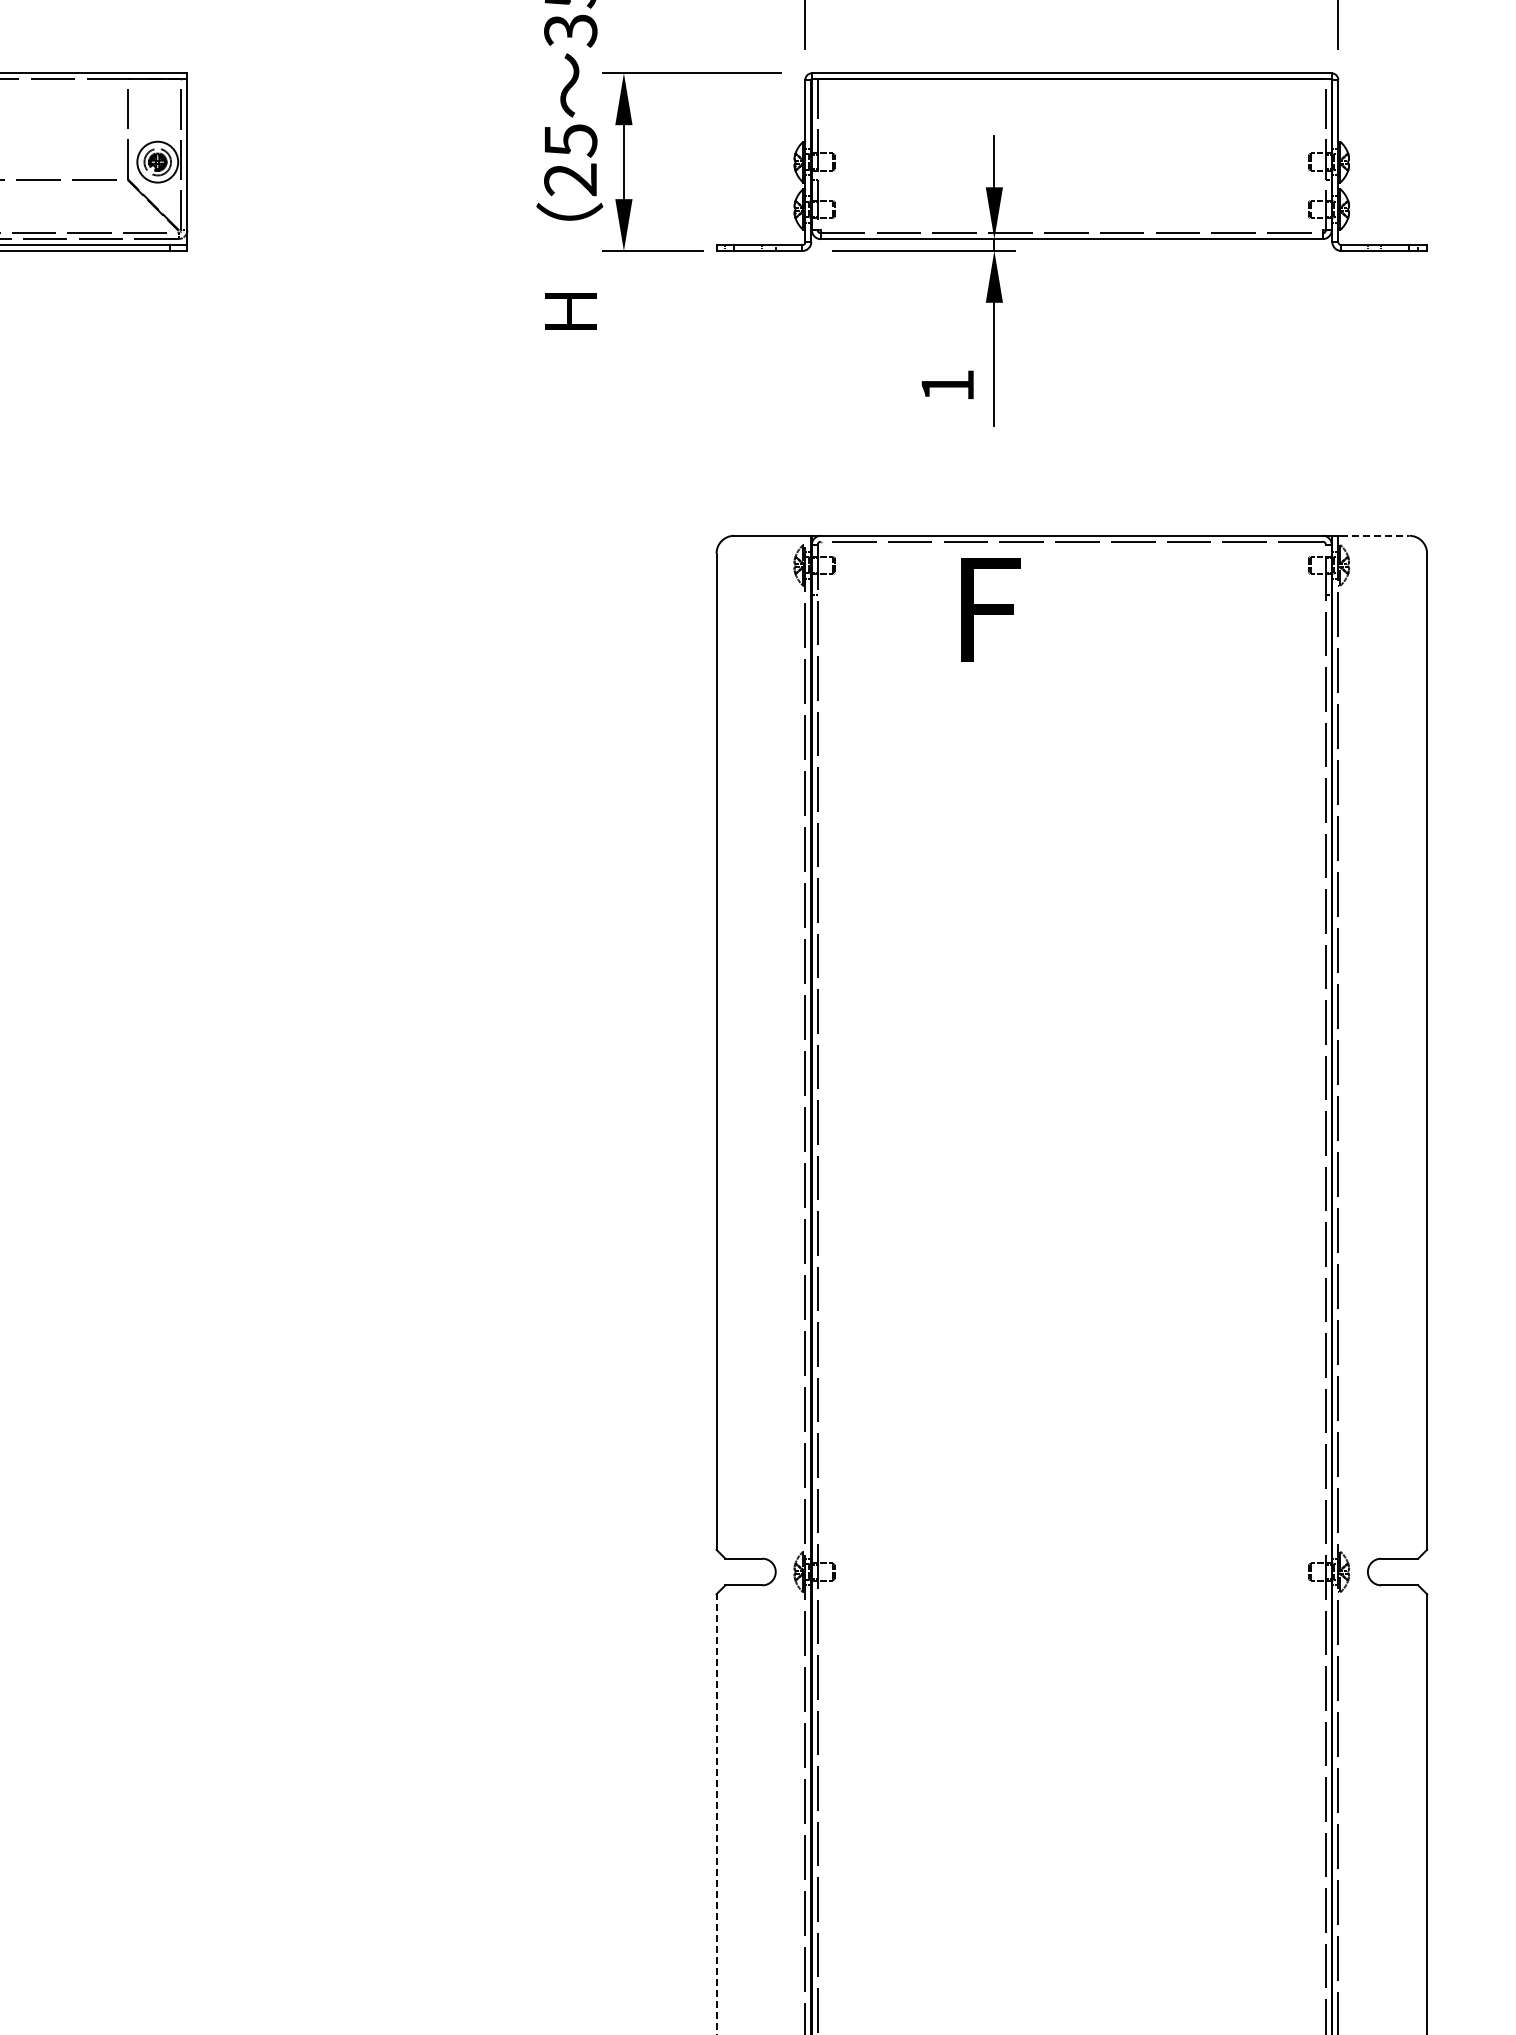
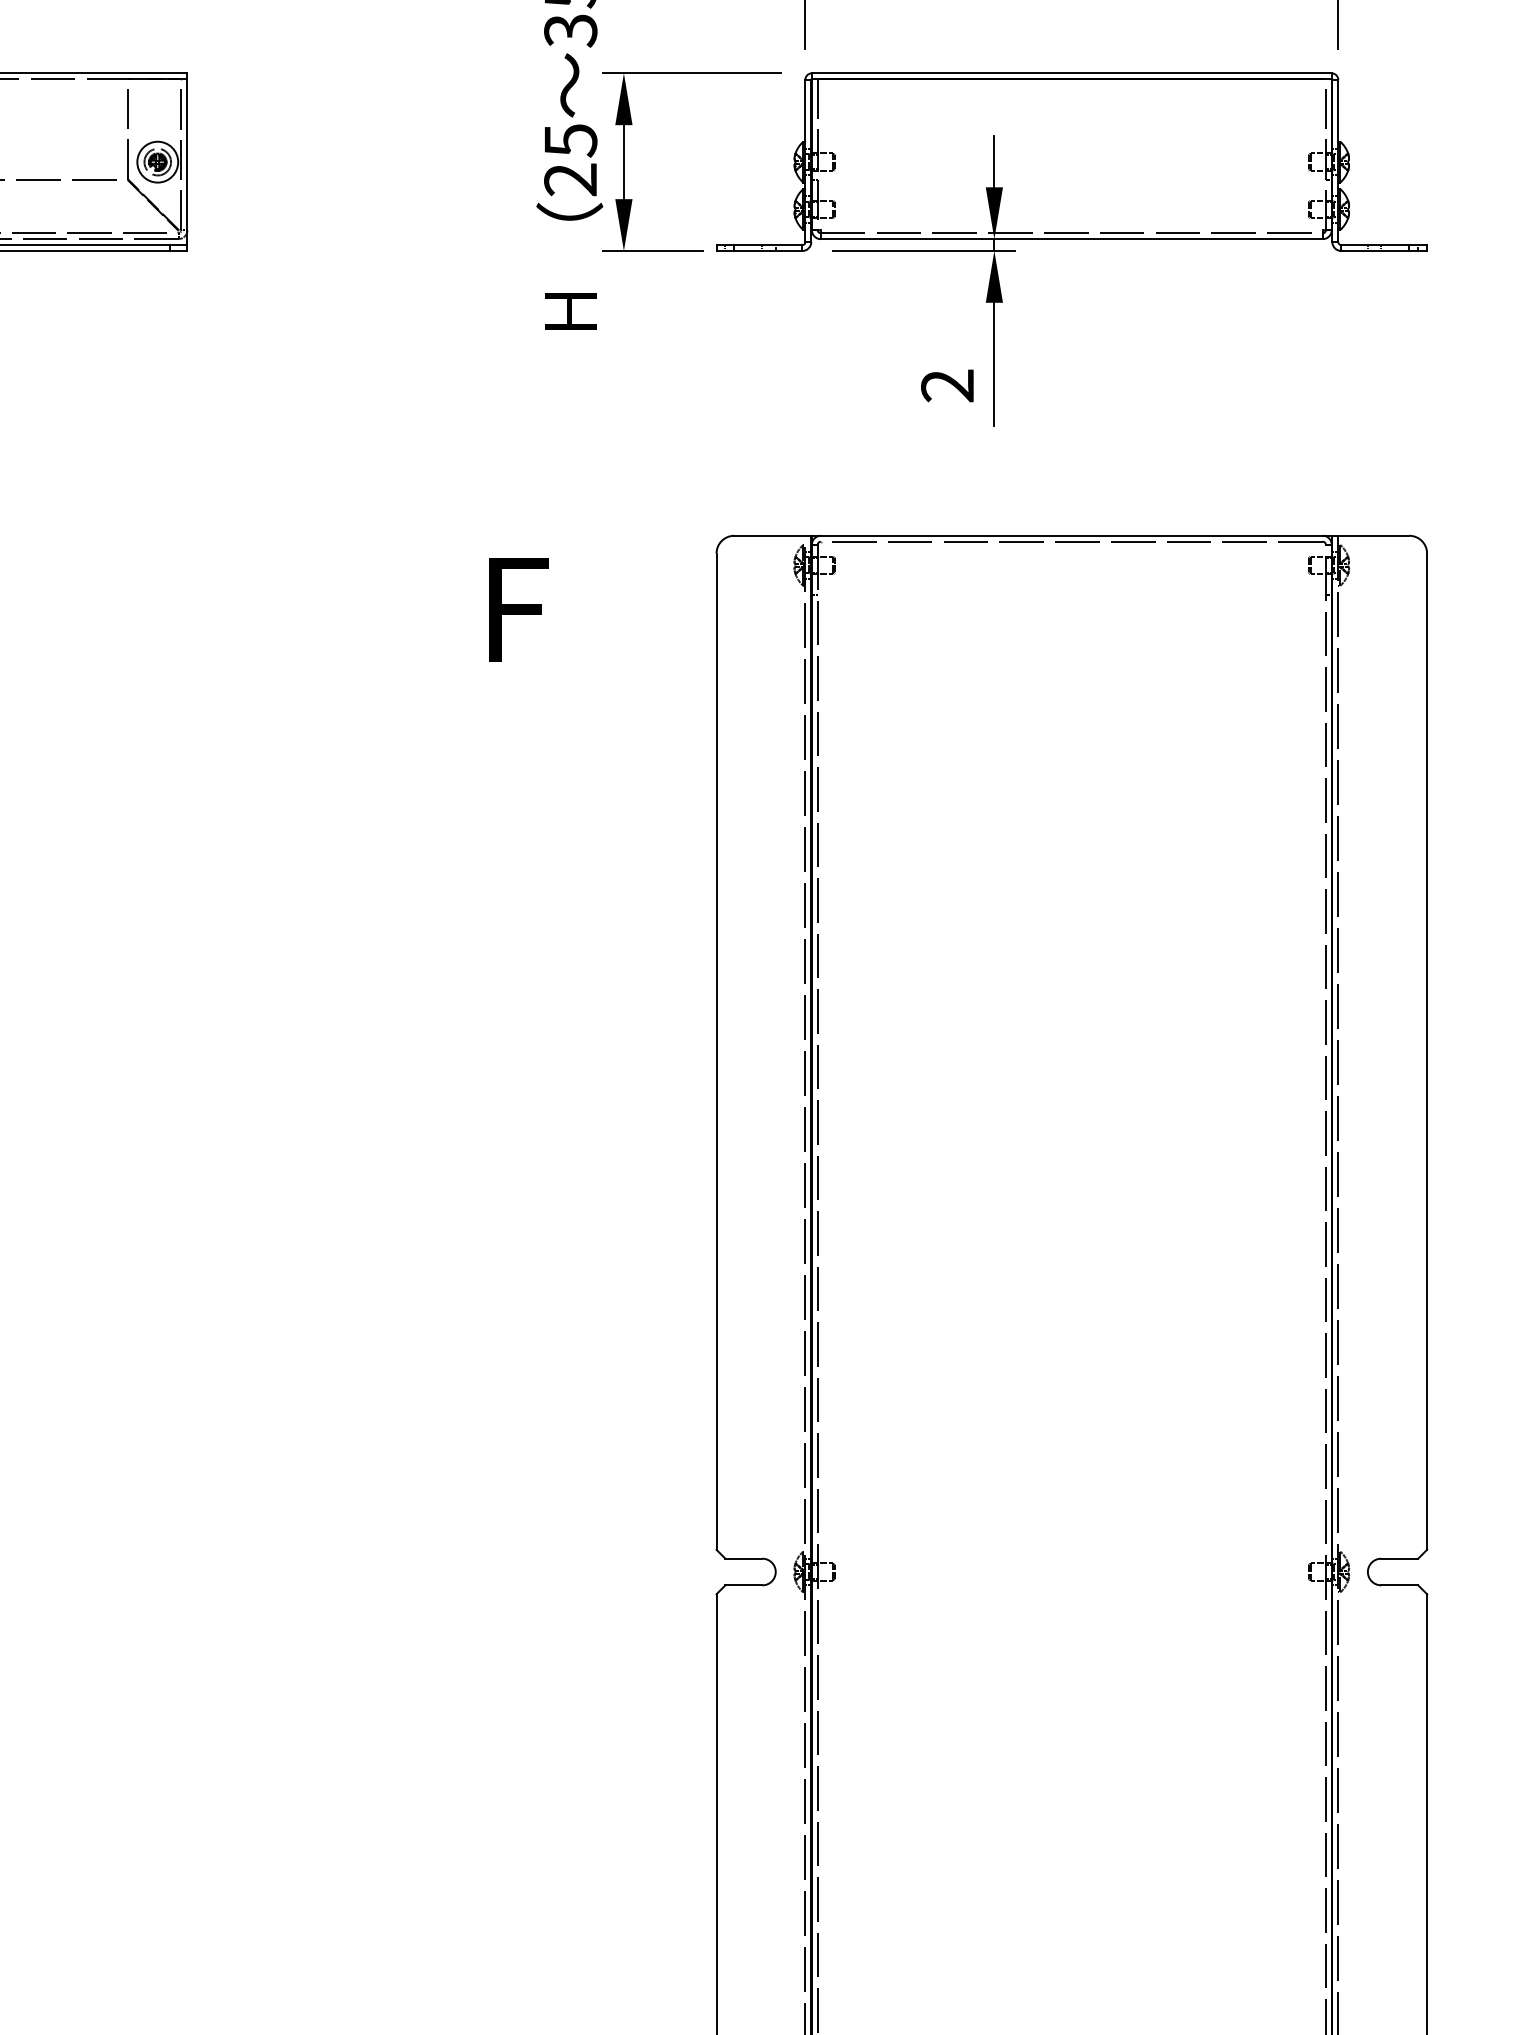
text: 1 -> 2 (947, 385)
line: dashed -> solid (1375, 535)
text position: (990, 609) -> (518, 609) (518, 609)
line: dashed -> solid (716, 1814)
